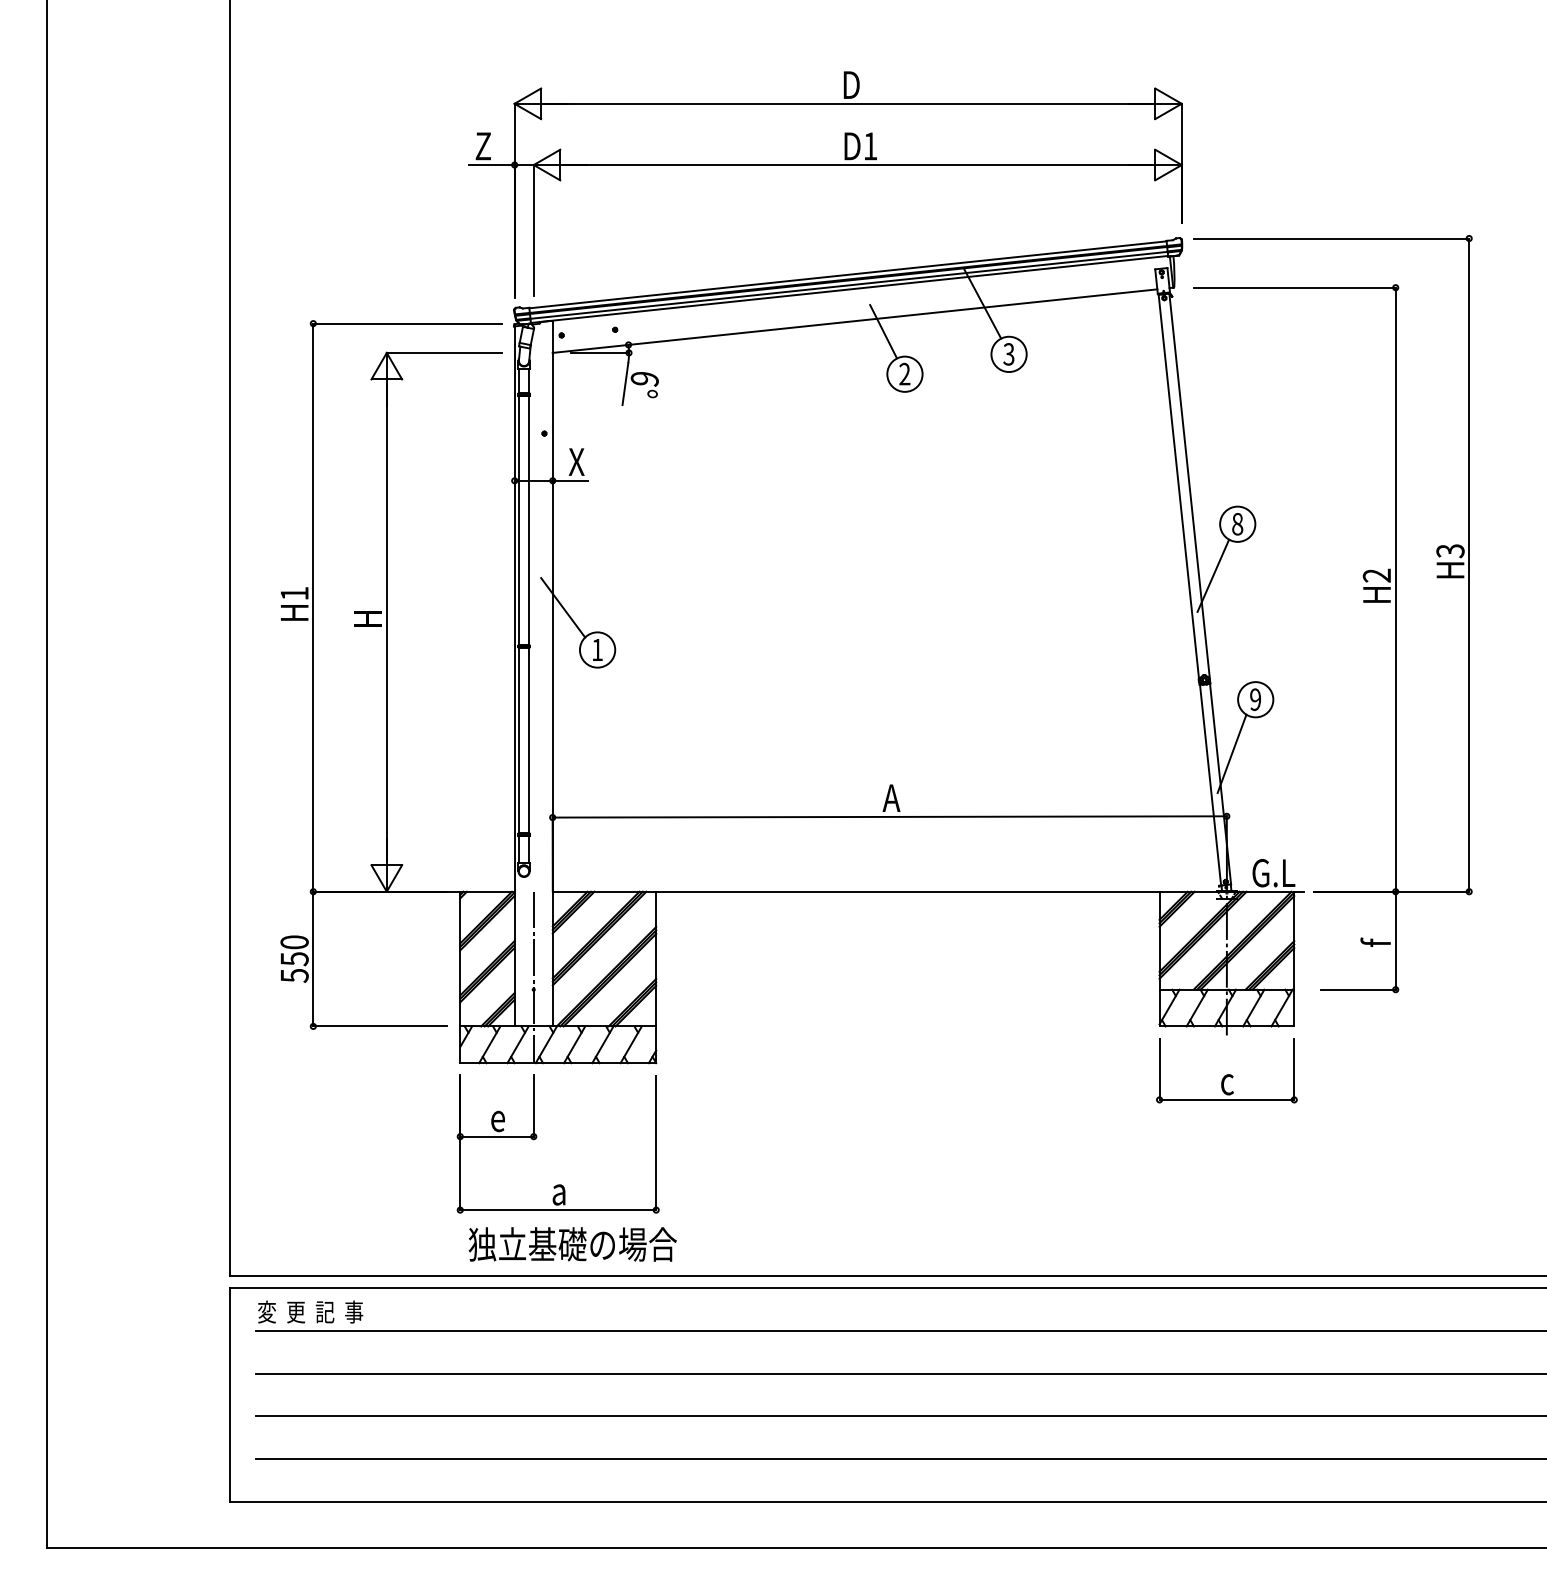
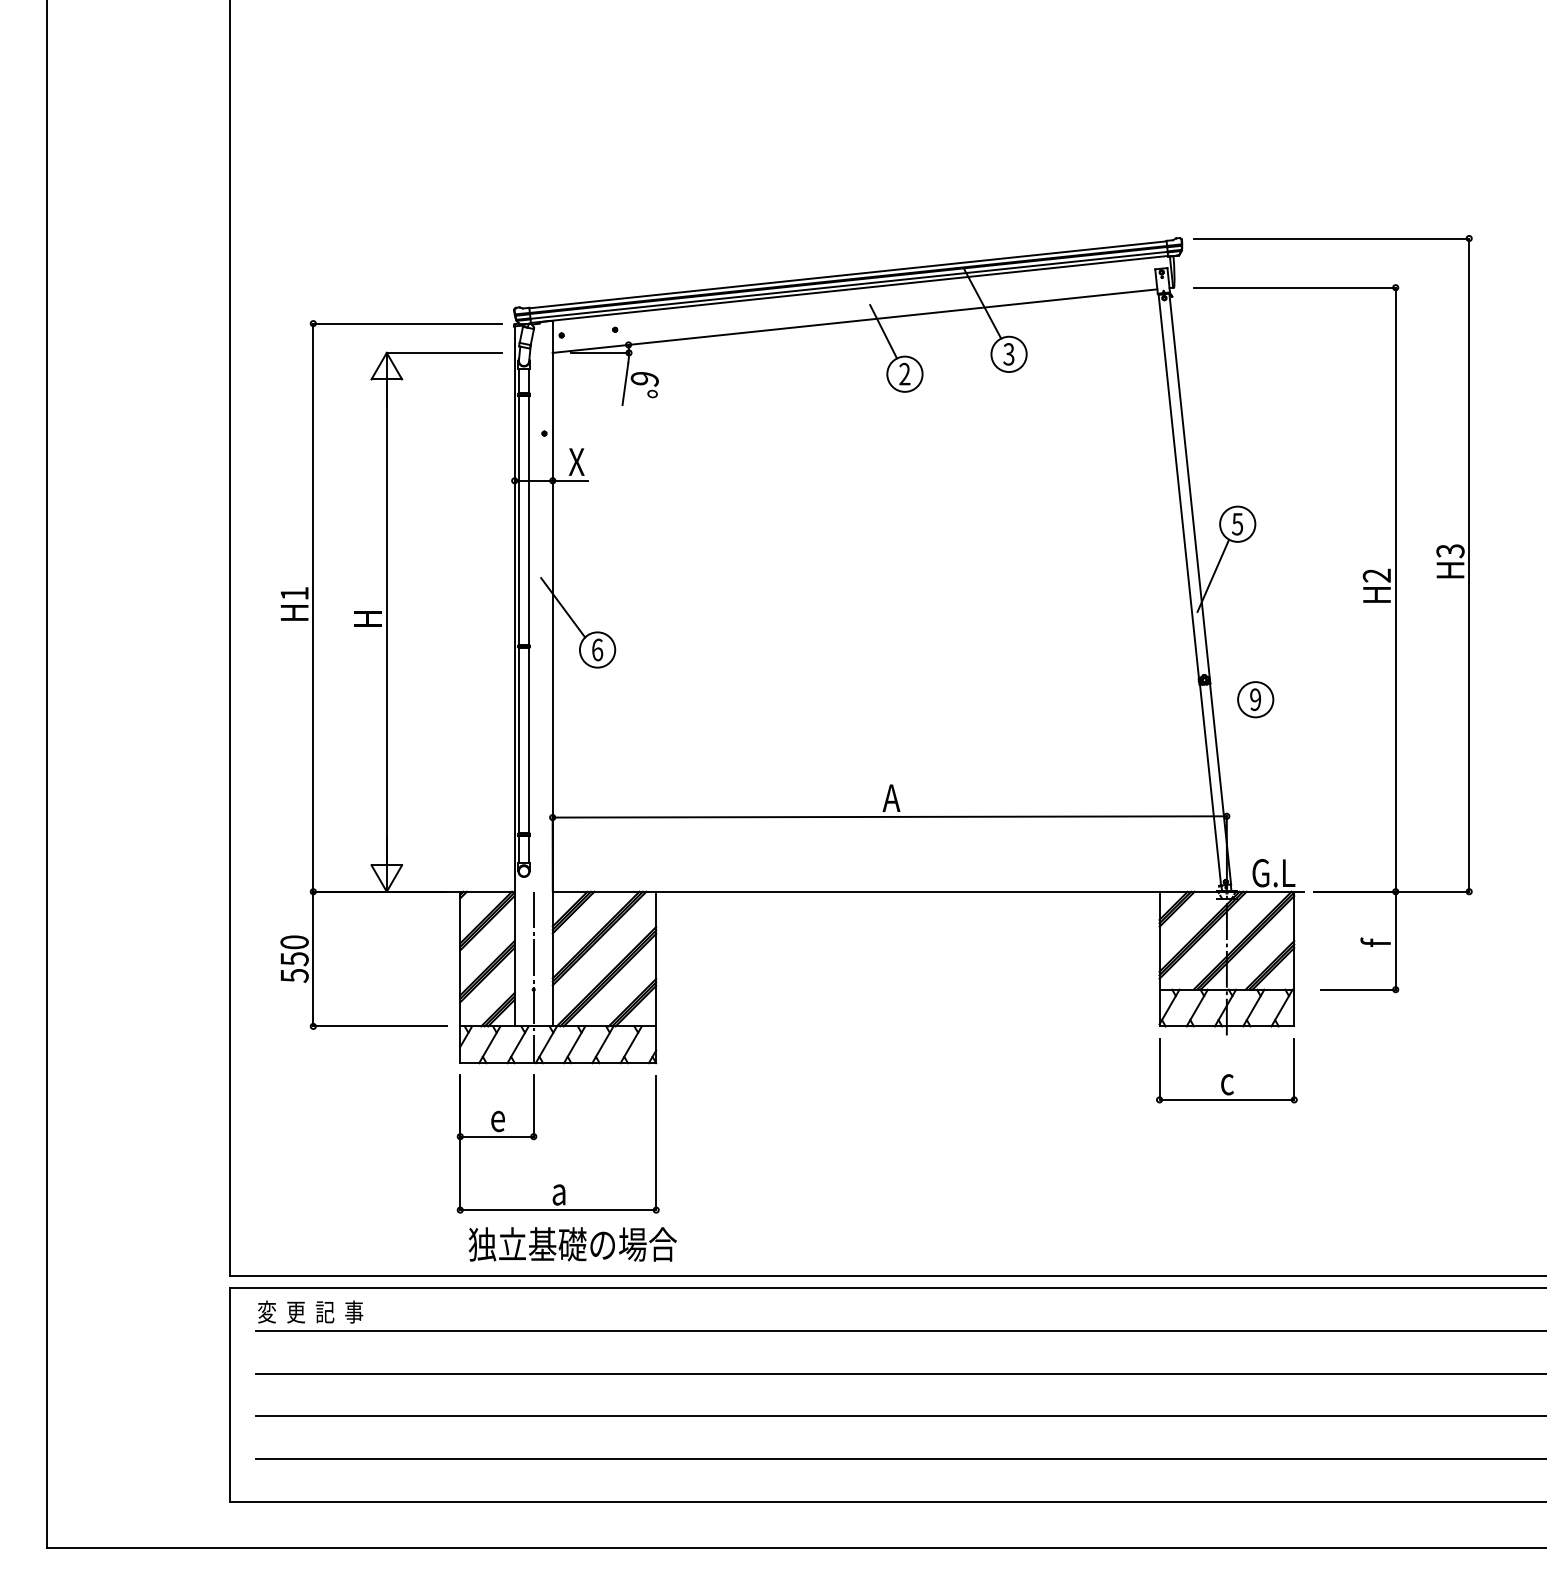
part: present -> none (825, 165)
text: 8 -> 5 (1237, 524)
text: 1 -> 6 (597, 649)
line: present -> none (1231, 753)
